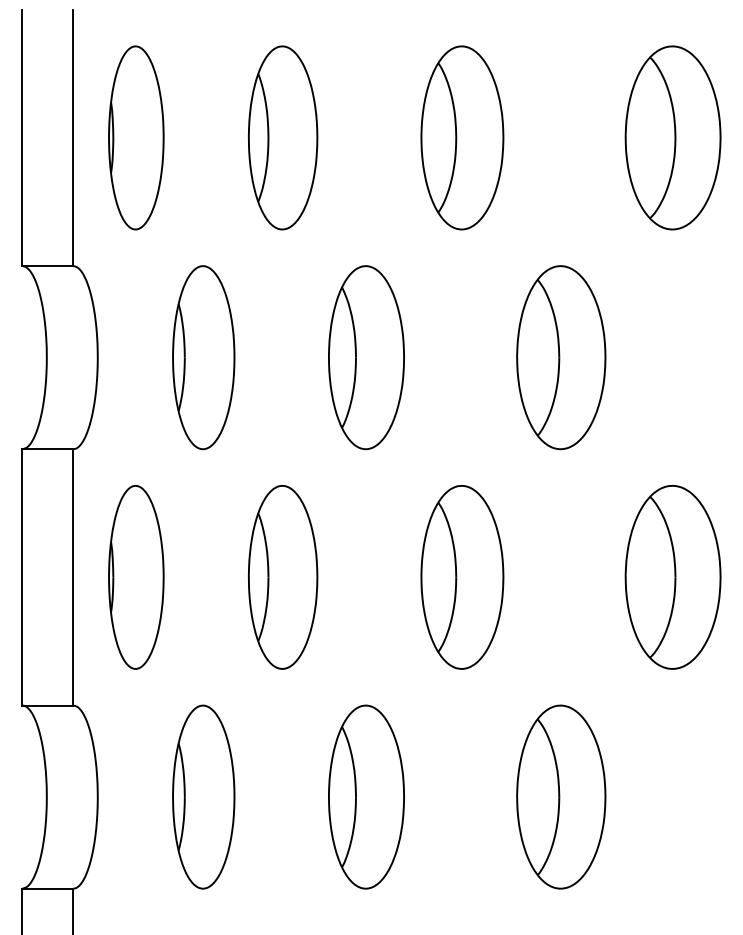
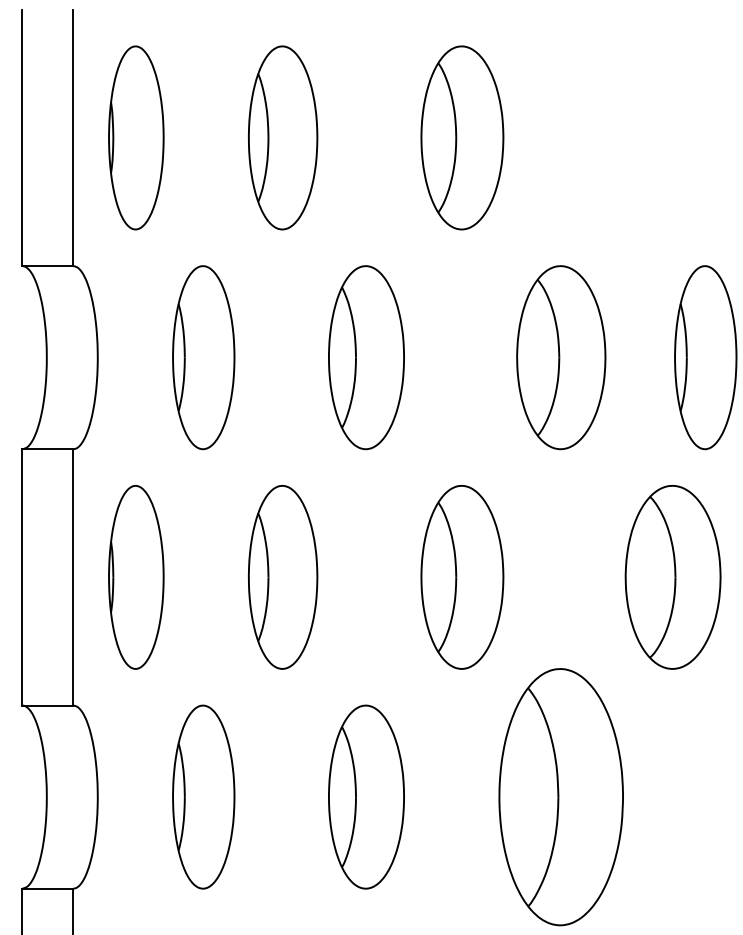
part: present -> none (672, 137)
part: none -> present (705, 357)
part size: 91x186 px -> 126x259 px (560, 797)
